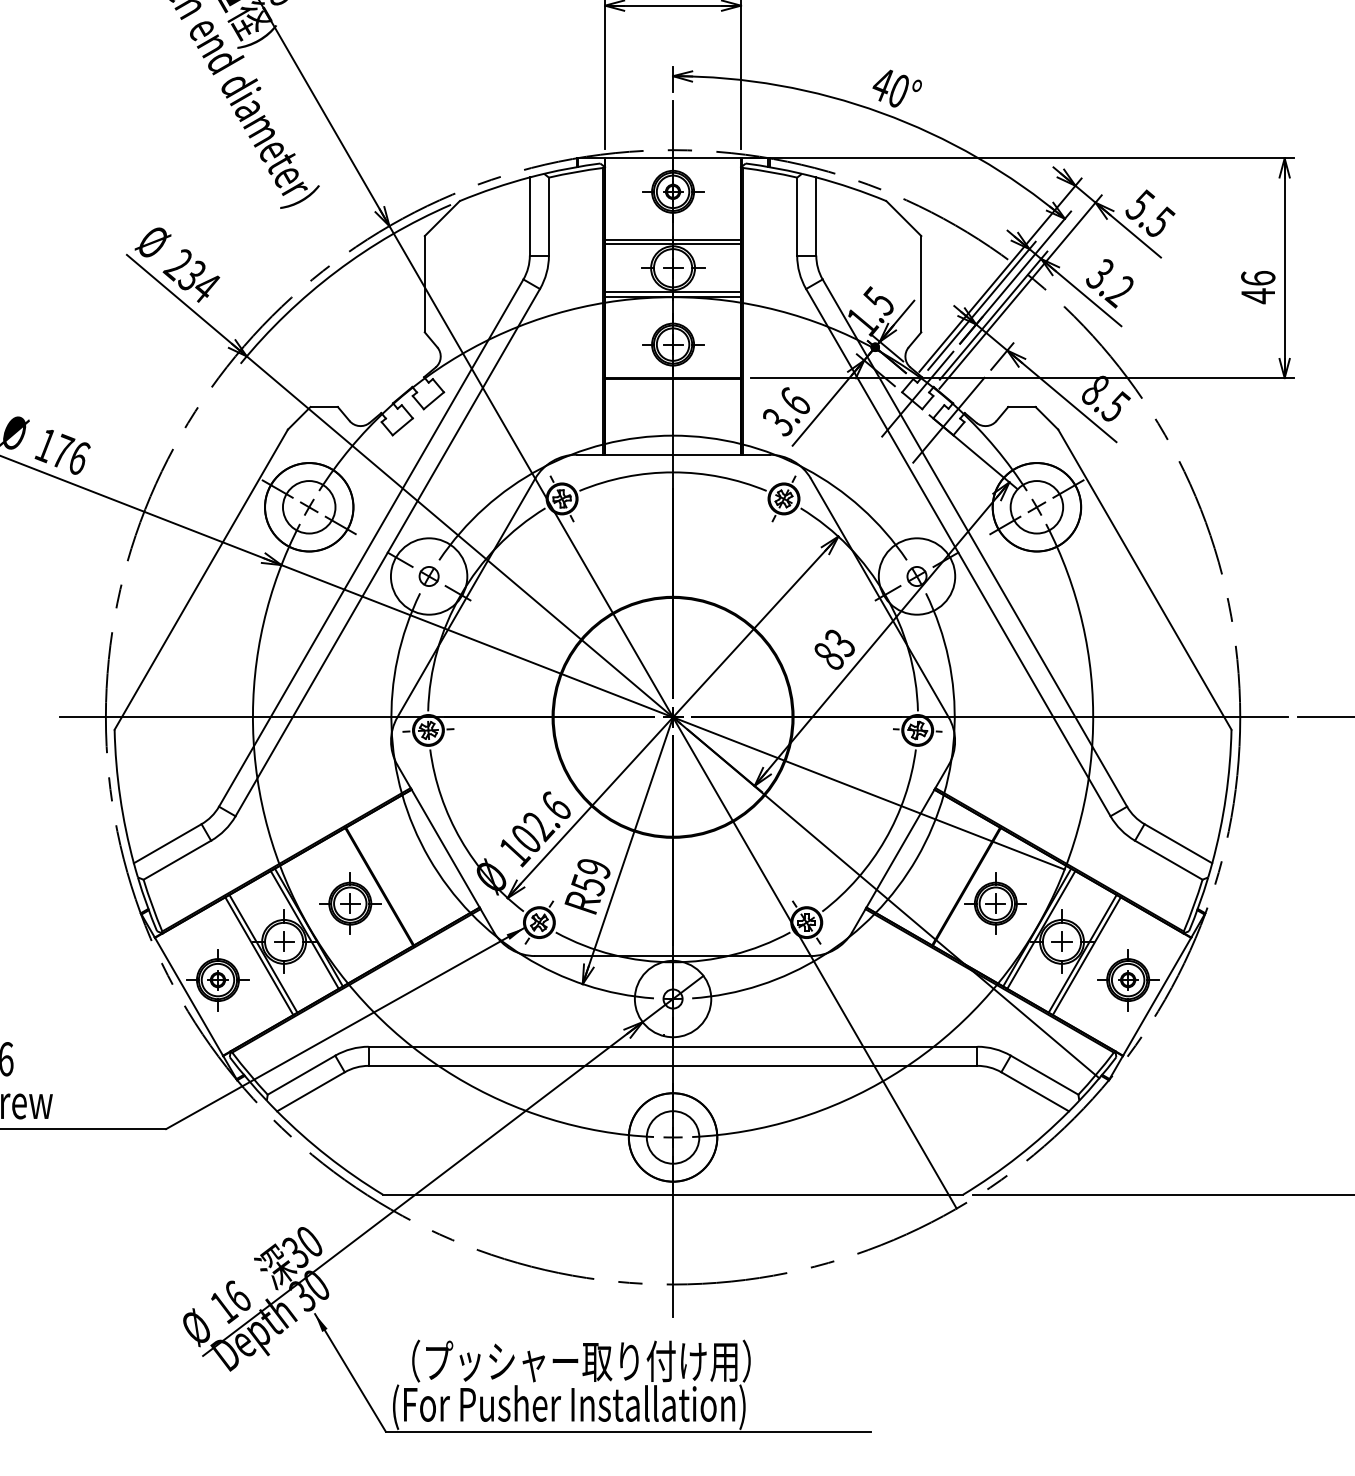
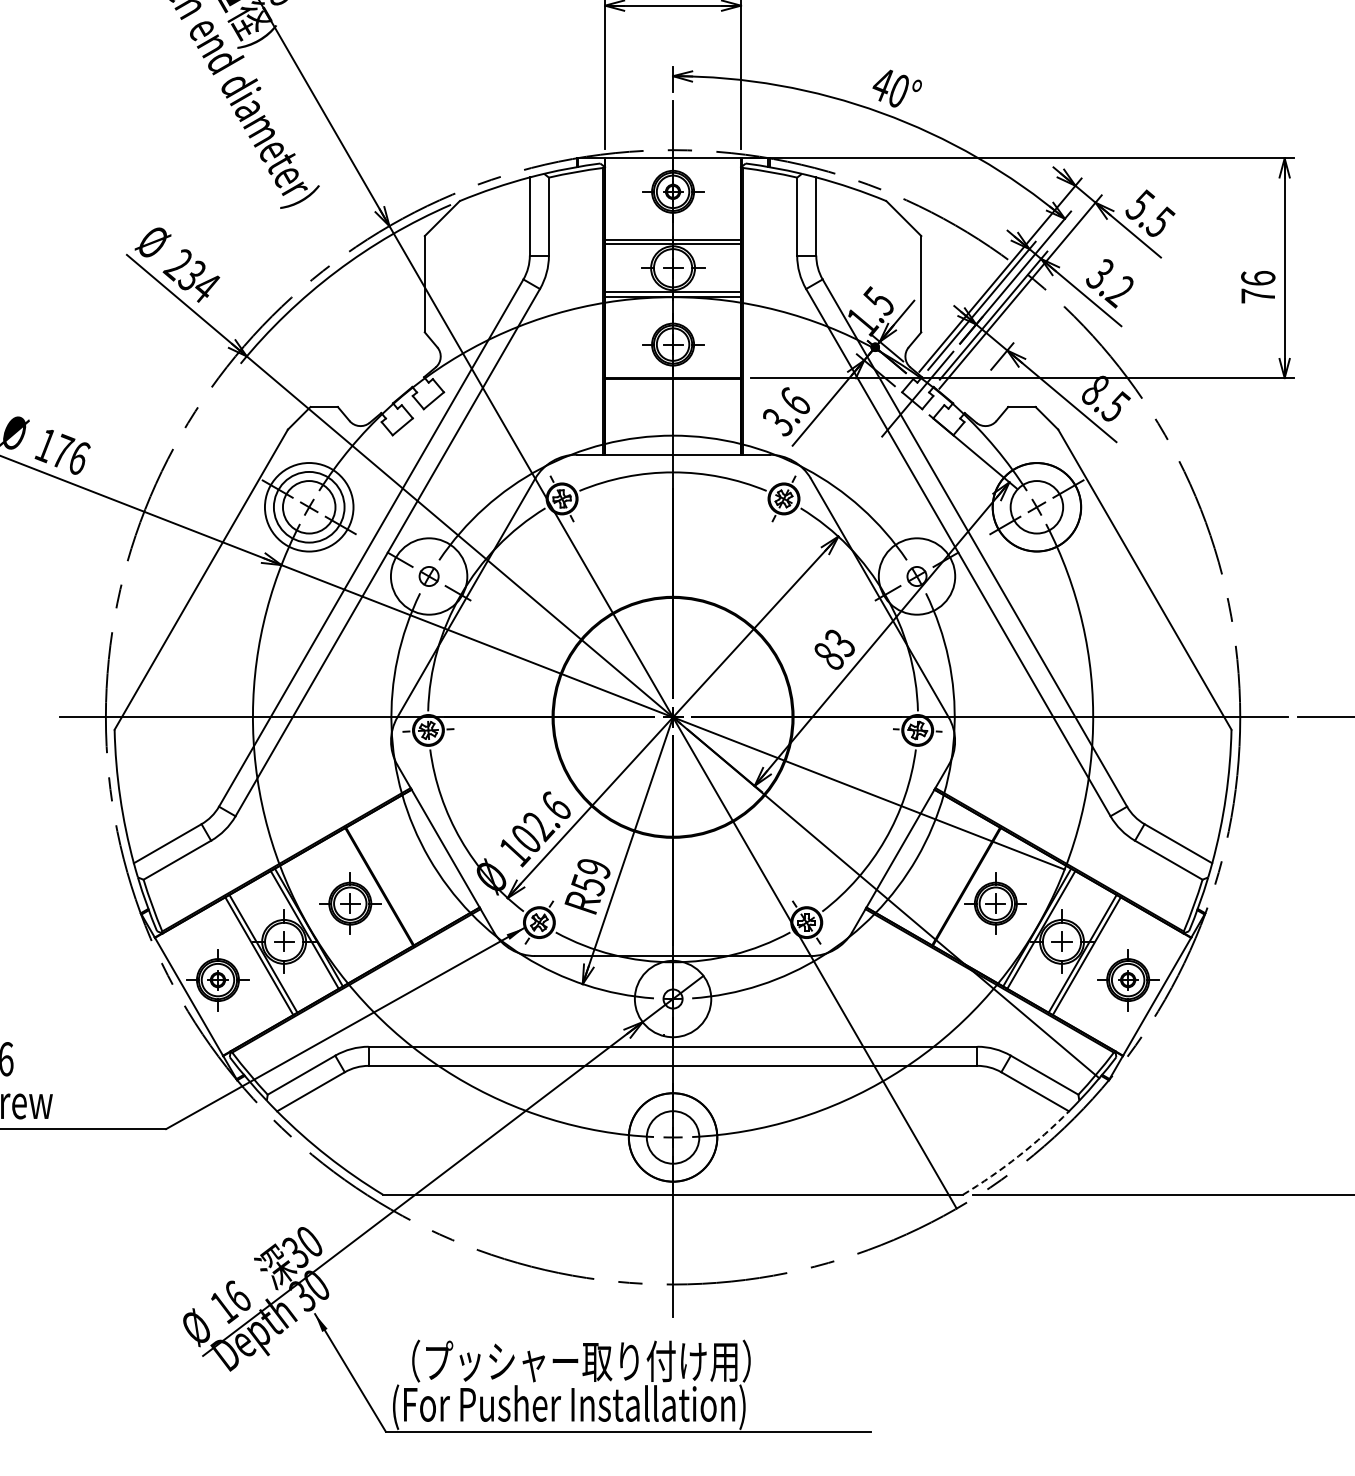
text: 46 -> 76 (1257, 296)
line: present -> none (948, 420)
circle diameter: 88 px -> 71 px (308, 506)
arc: solid -> dashed (1018, 1156)
